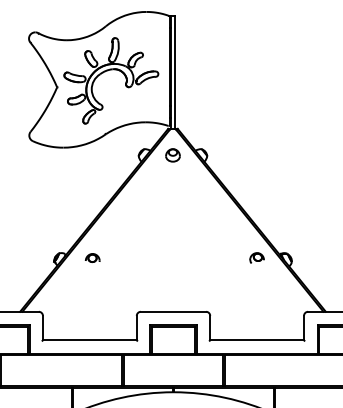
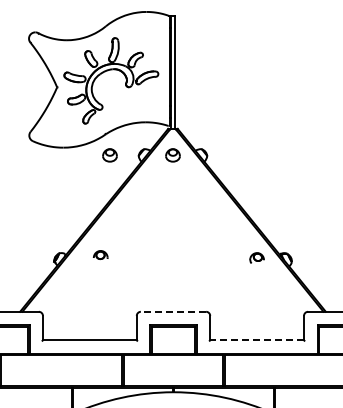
part: none -> present (109, 155)
part position: (92, 257) -> (100, 254) (100, 254)
line: solid -> dashed (173, 311)
line: solid -> dashed (257, 340)
